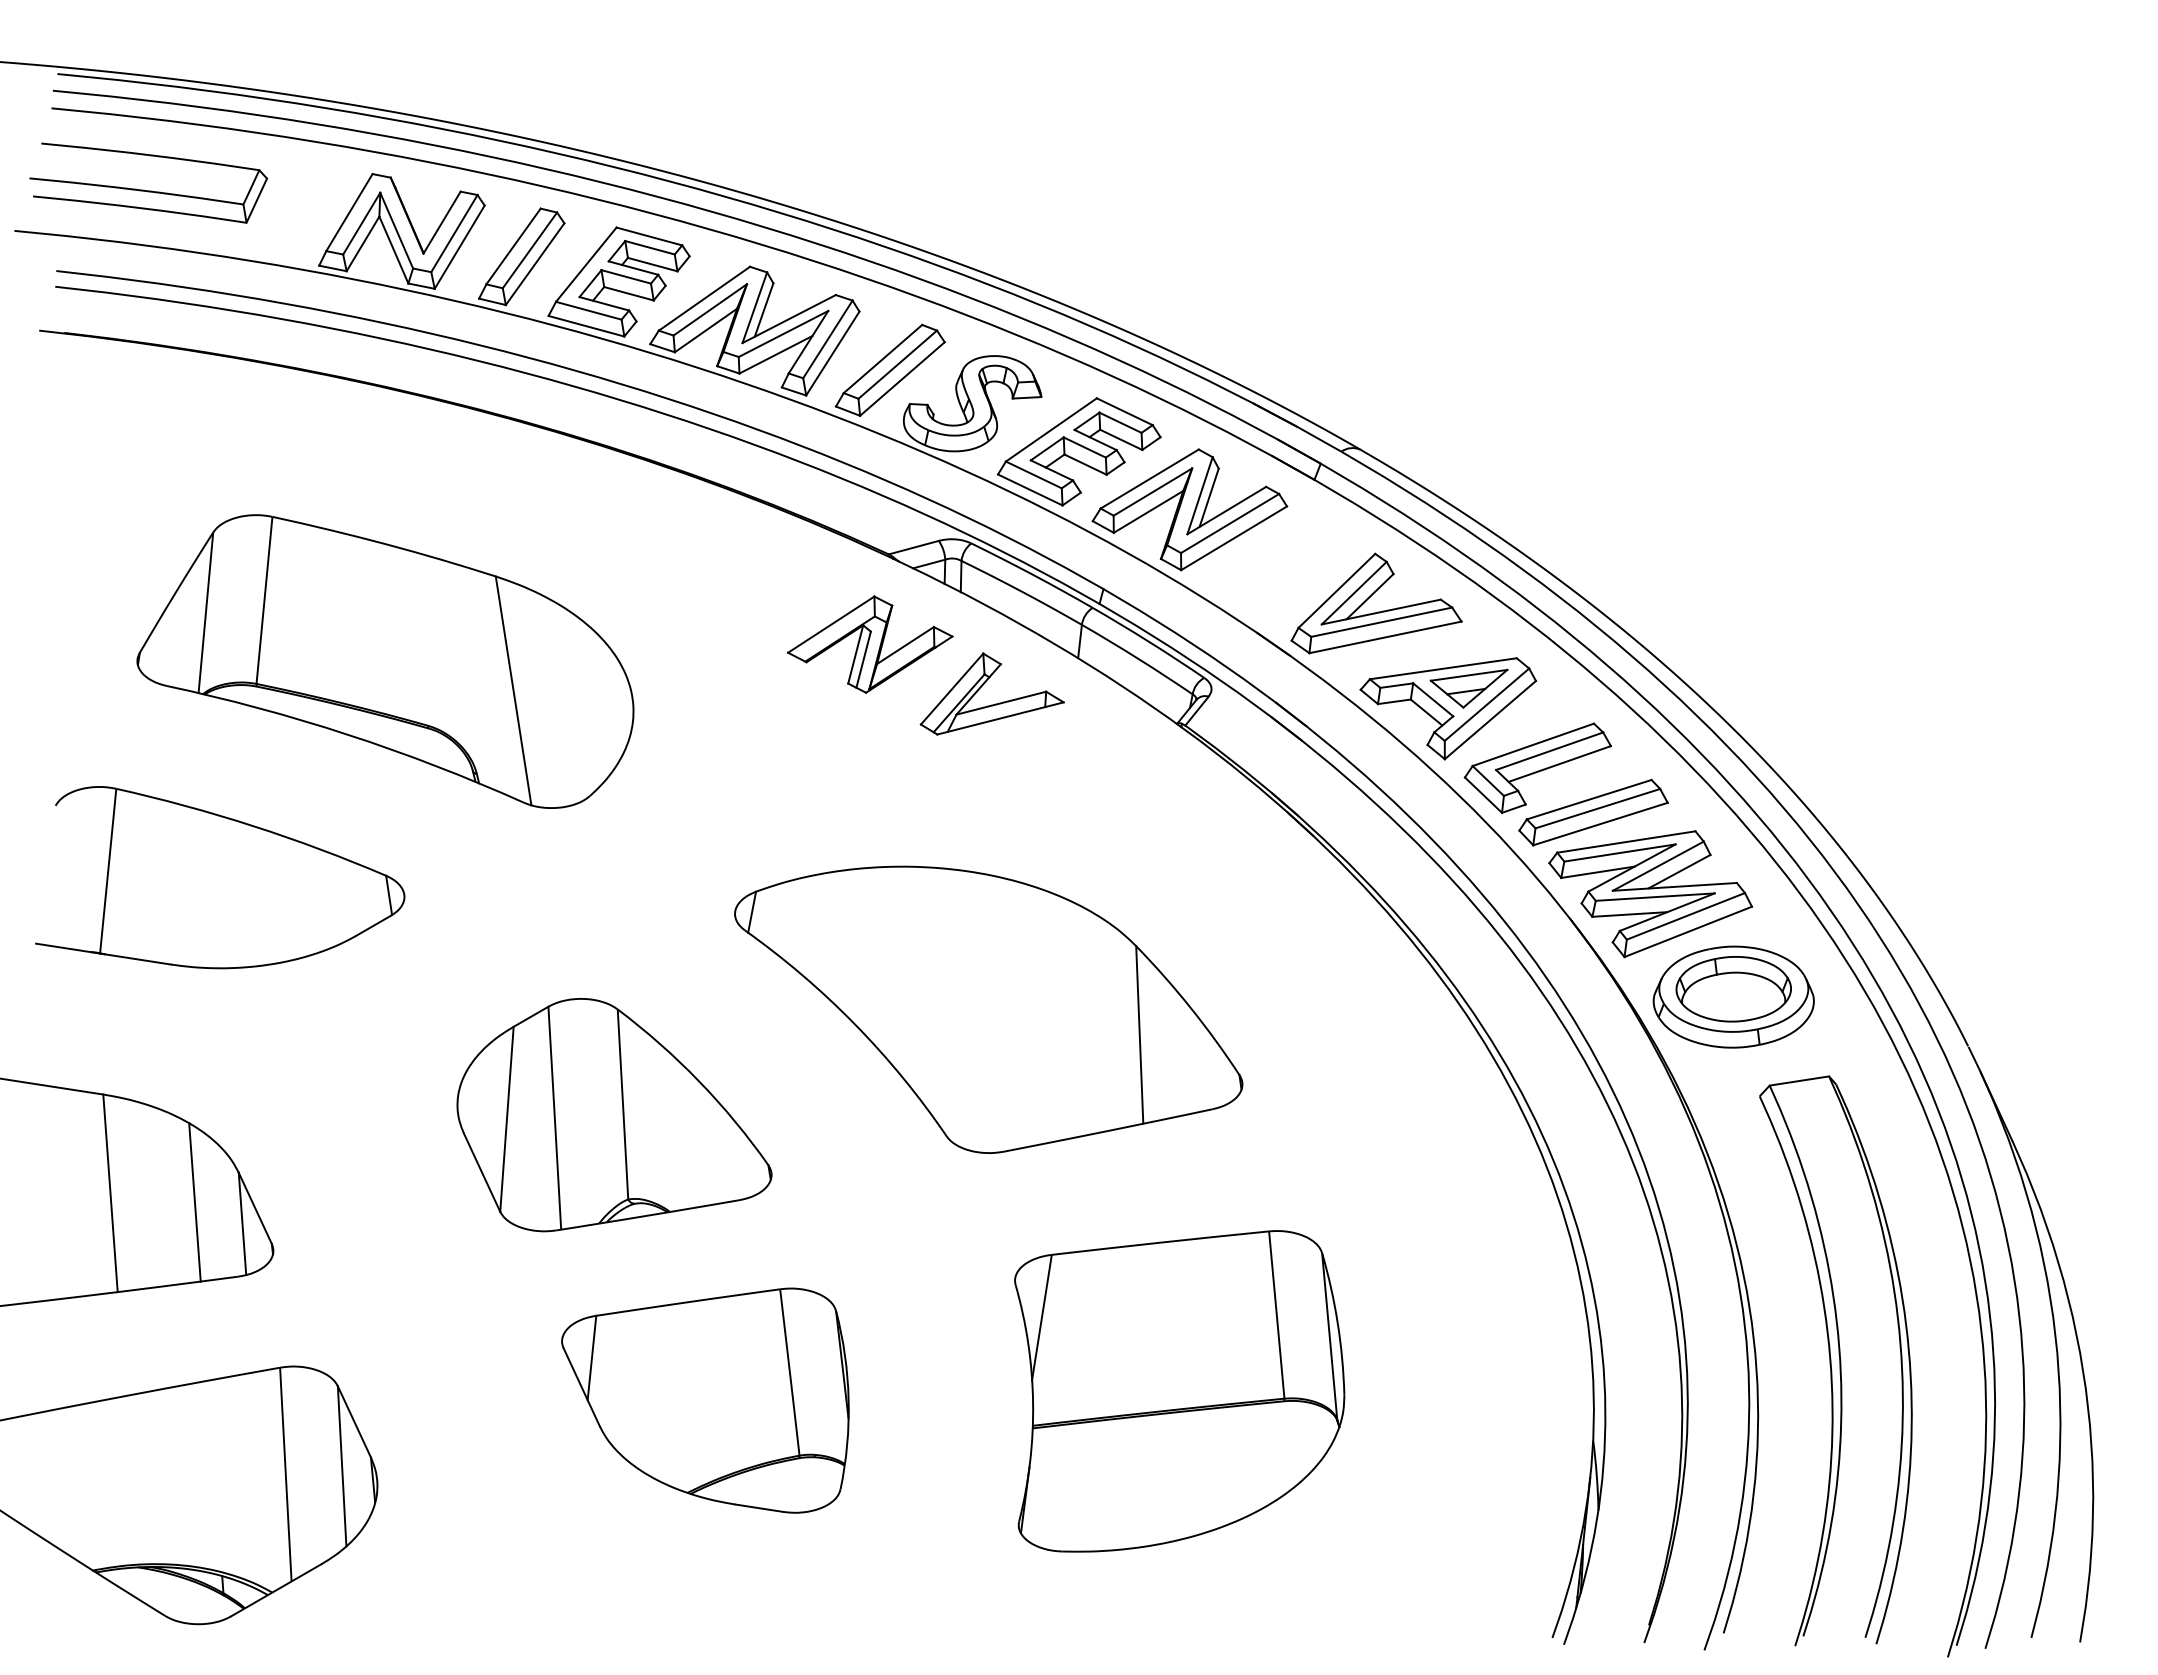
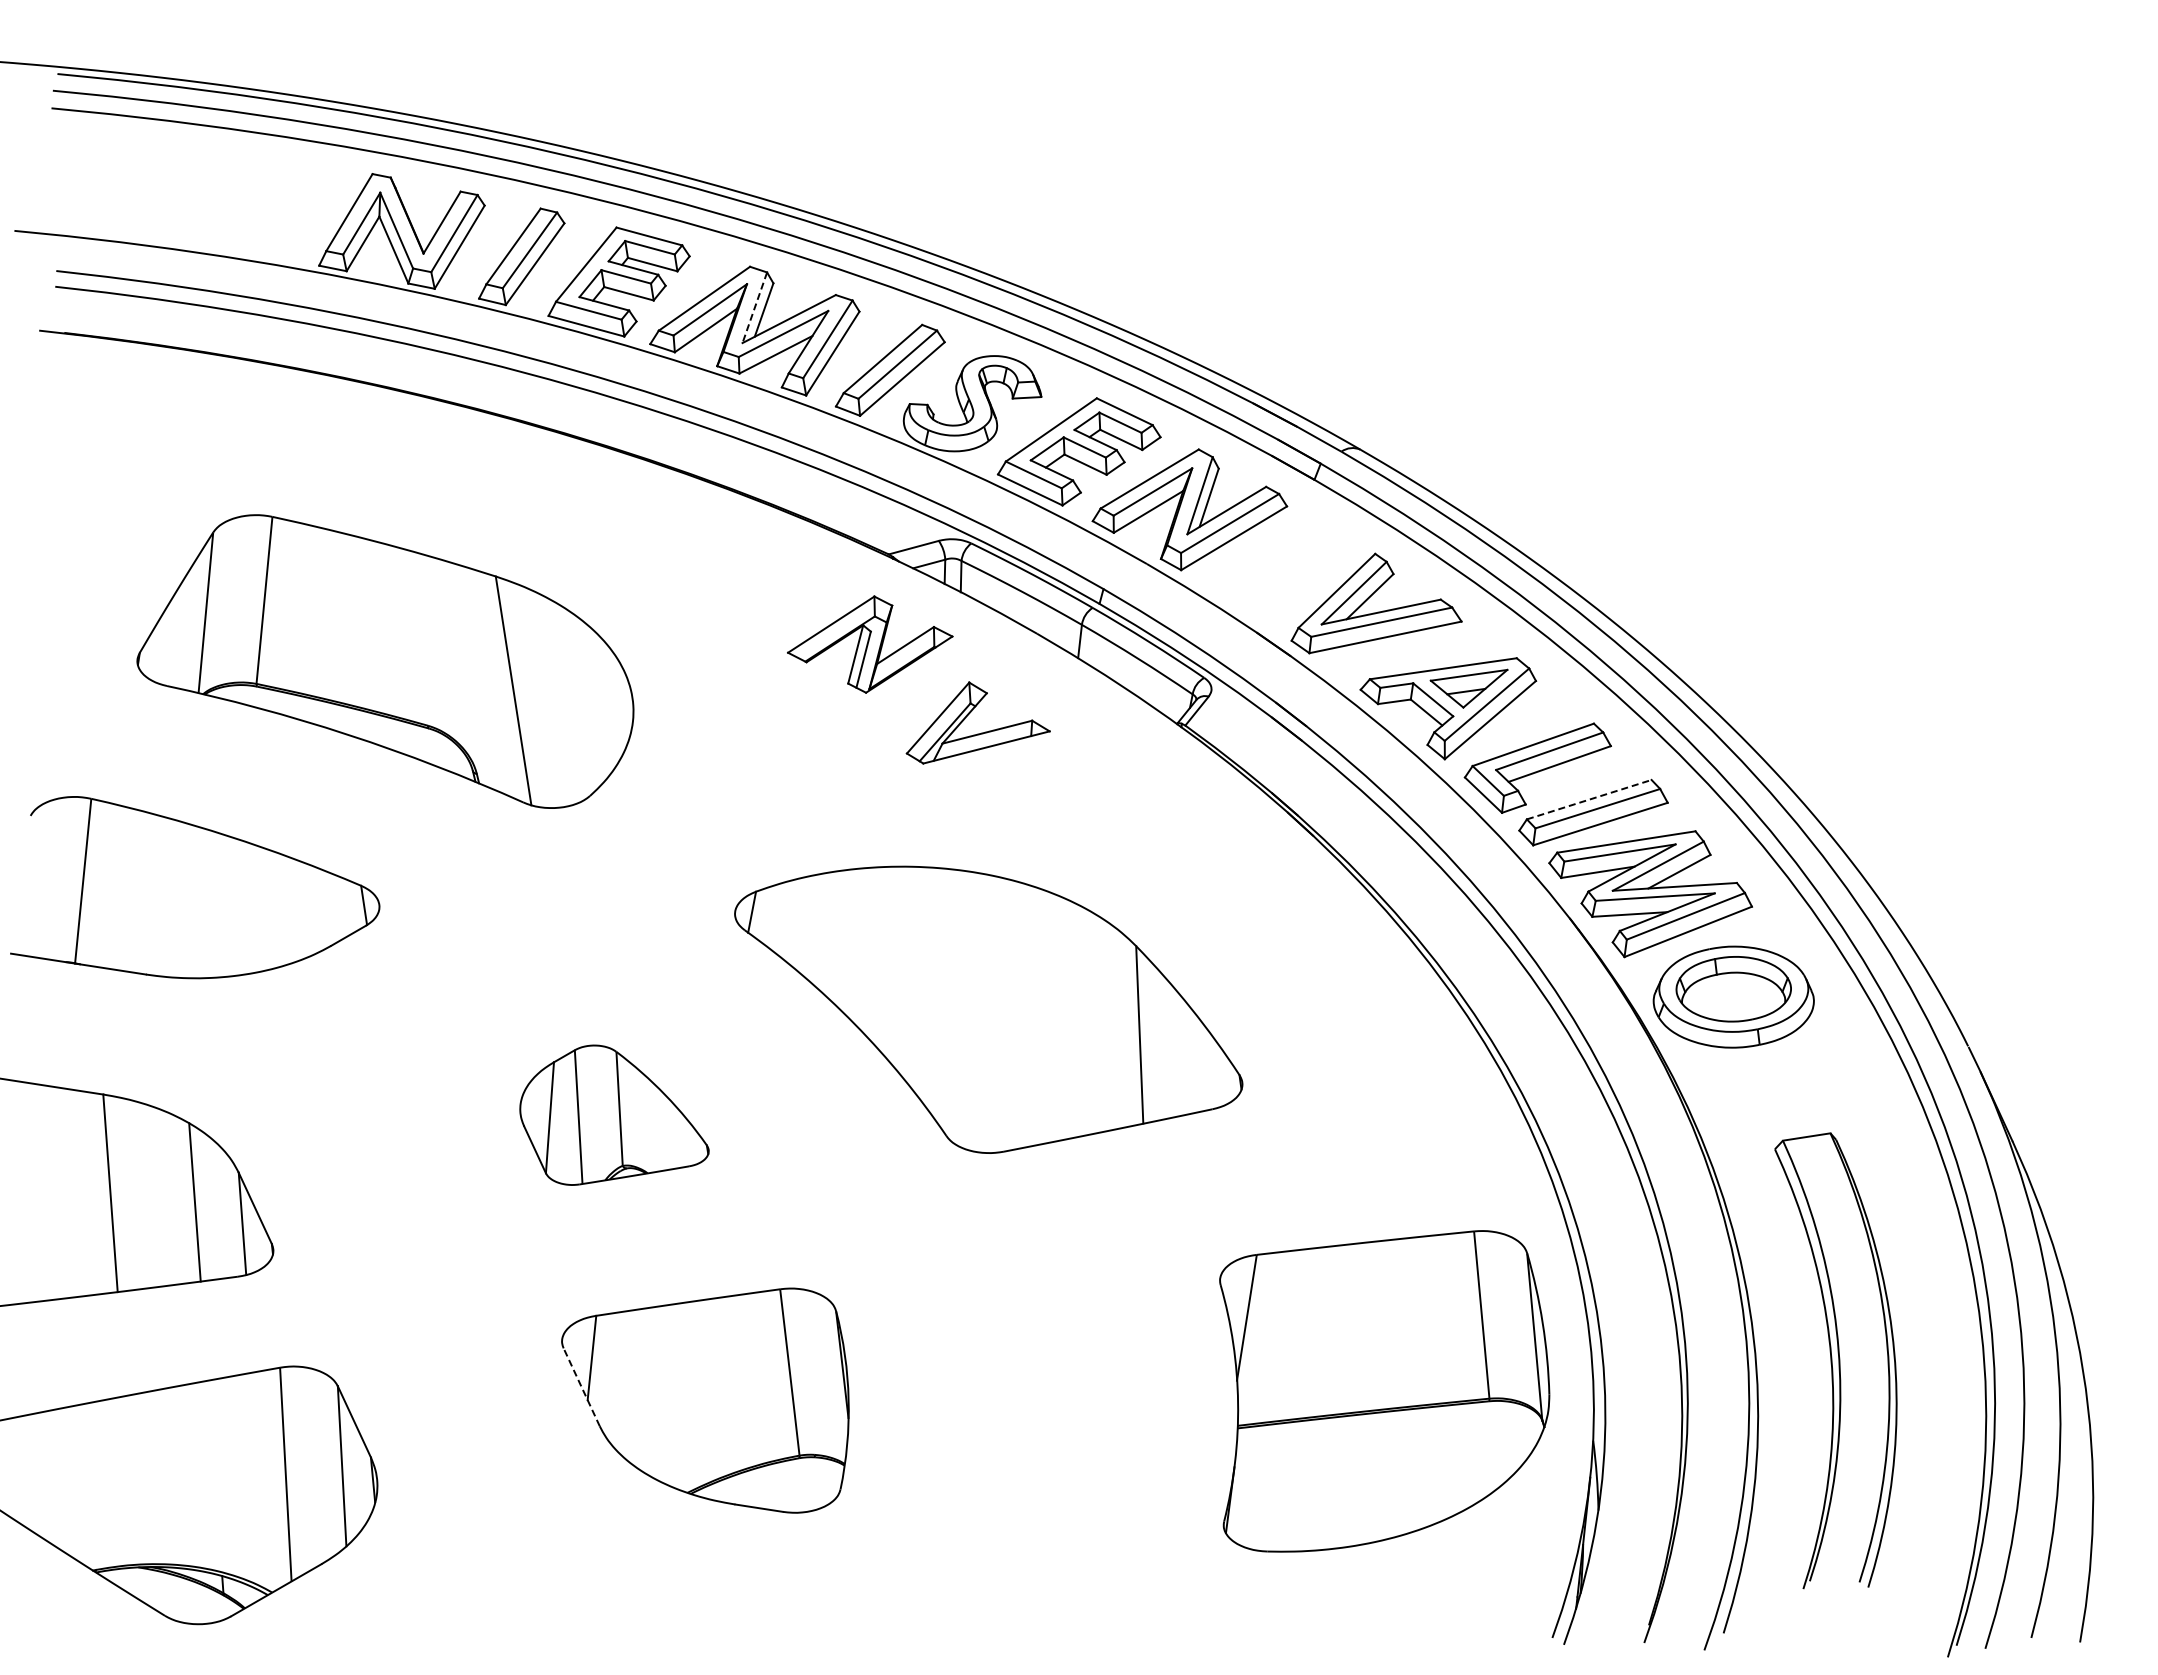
part: present -> none (148, 190)
line: solid -> dashed (754, 308)
part position: (995, 703) -> (981, 732) (981, 732)
line: solid -> dashed (1589, 799)
part position: (220, 877) -> (195, 887) (195, 887)
part size: 317x235 px -> 191x142 px (614, 1114)
part size: 154x572 px -> 124x458 px (1835, 1360)
line: solid -> dashed (581, 1387)
part position: (1179, 1391) -> (1384, 1391) (1384, 1391)
